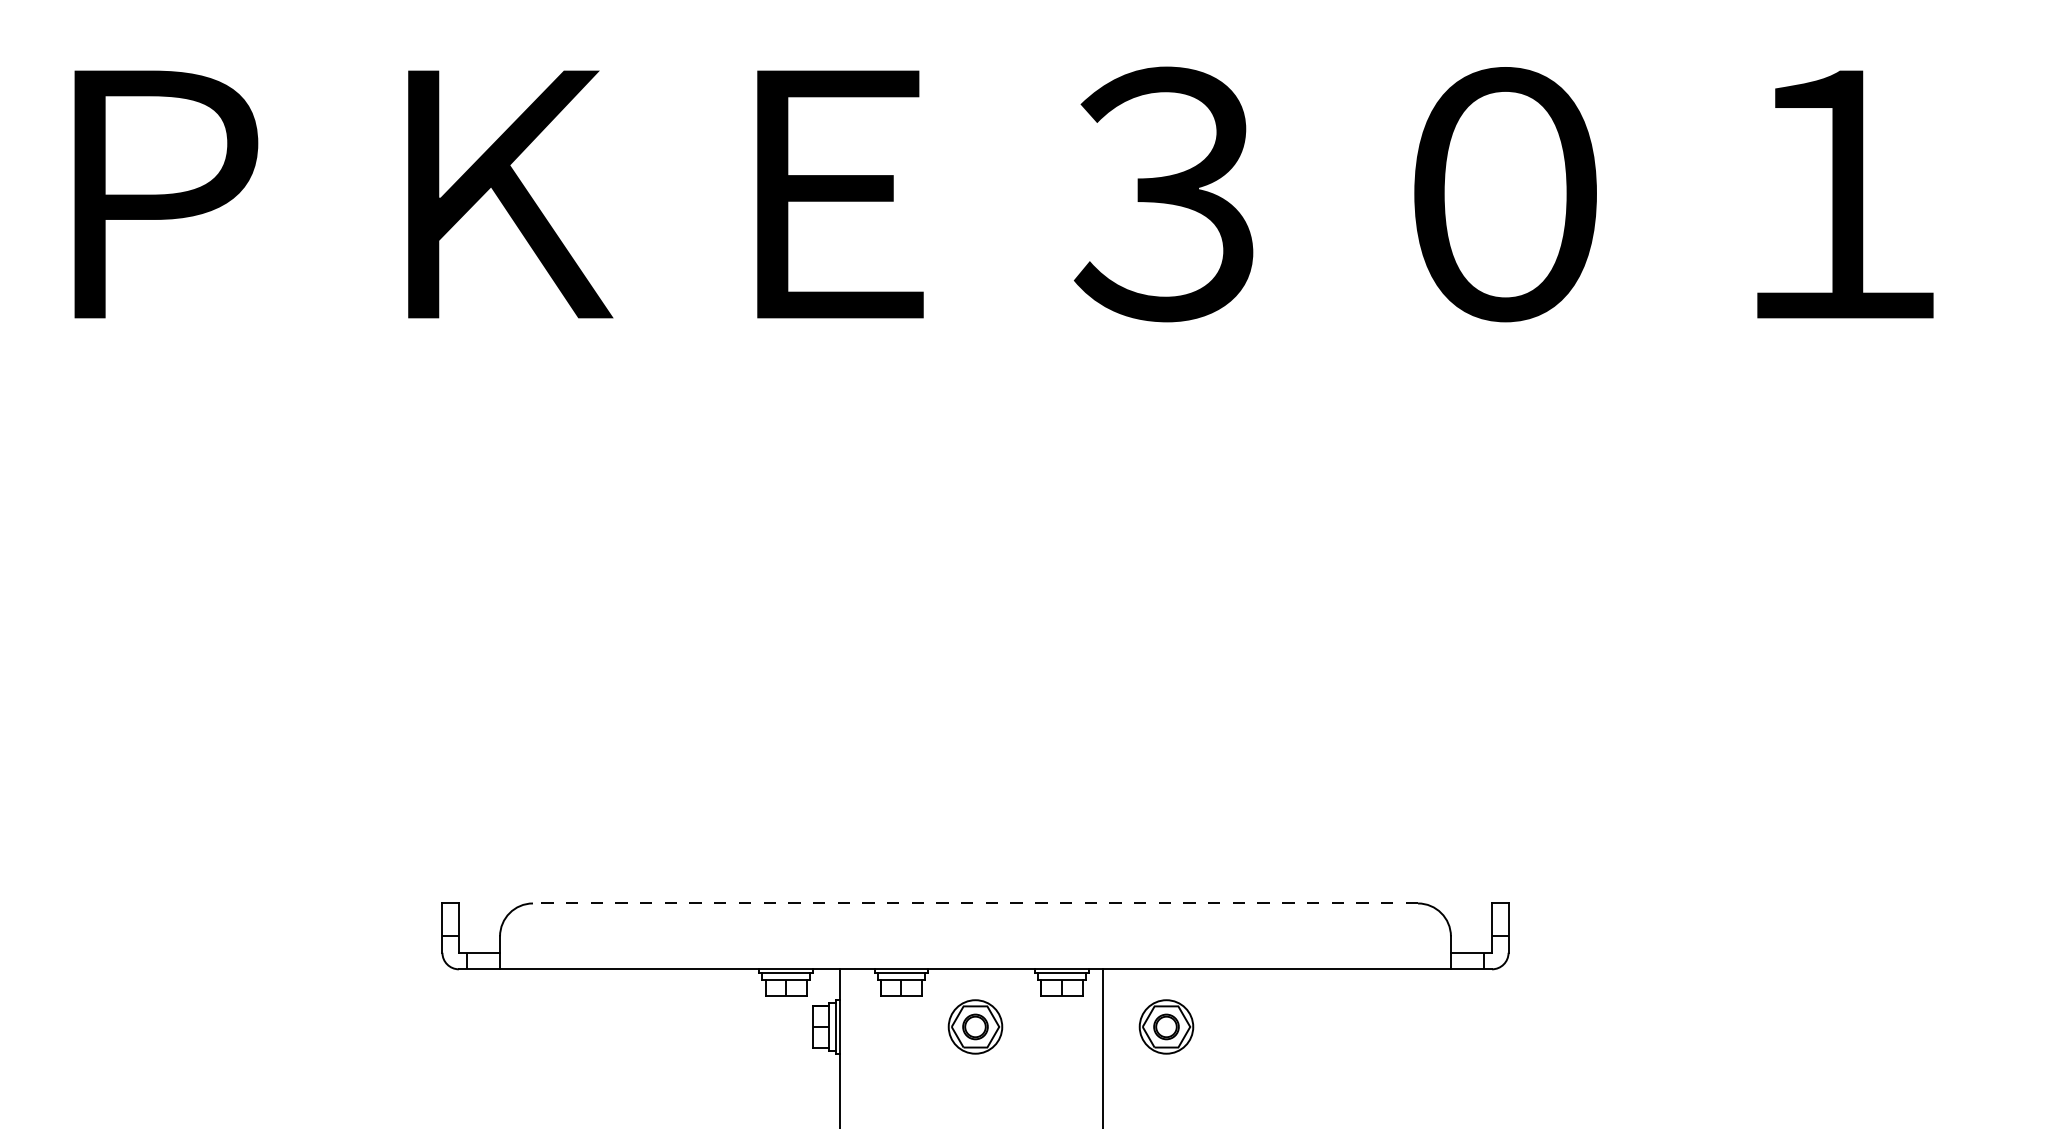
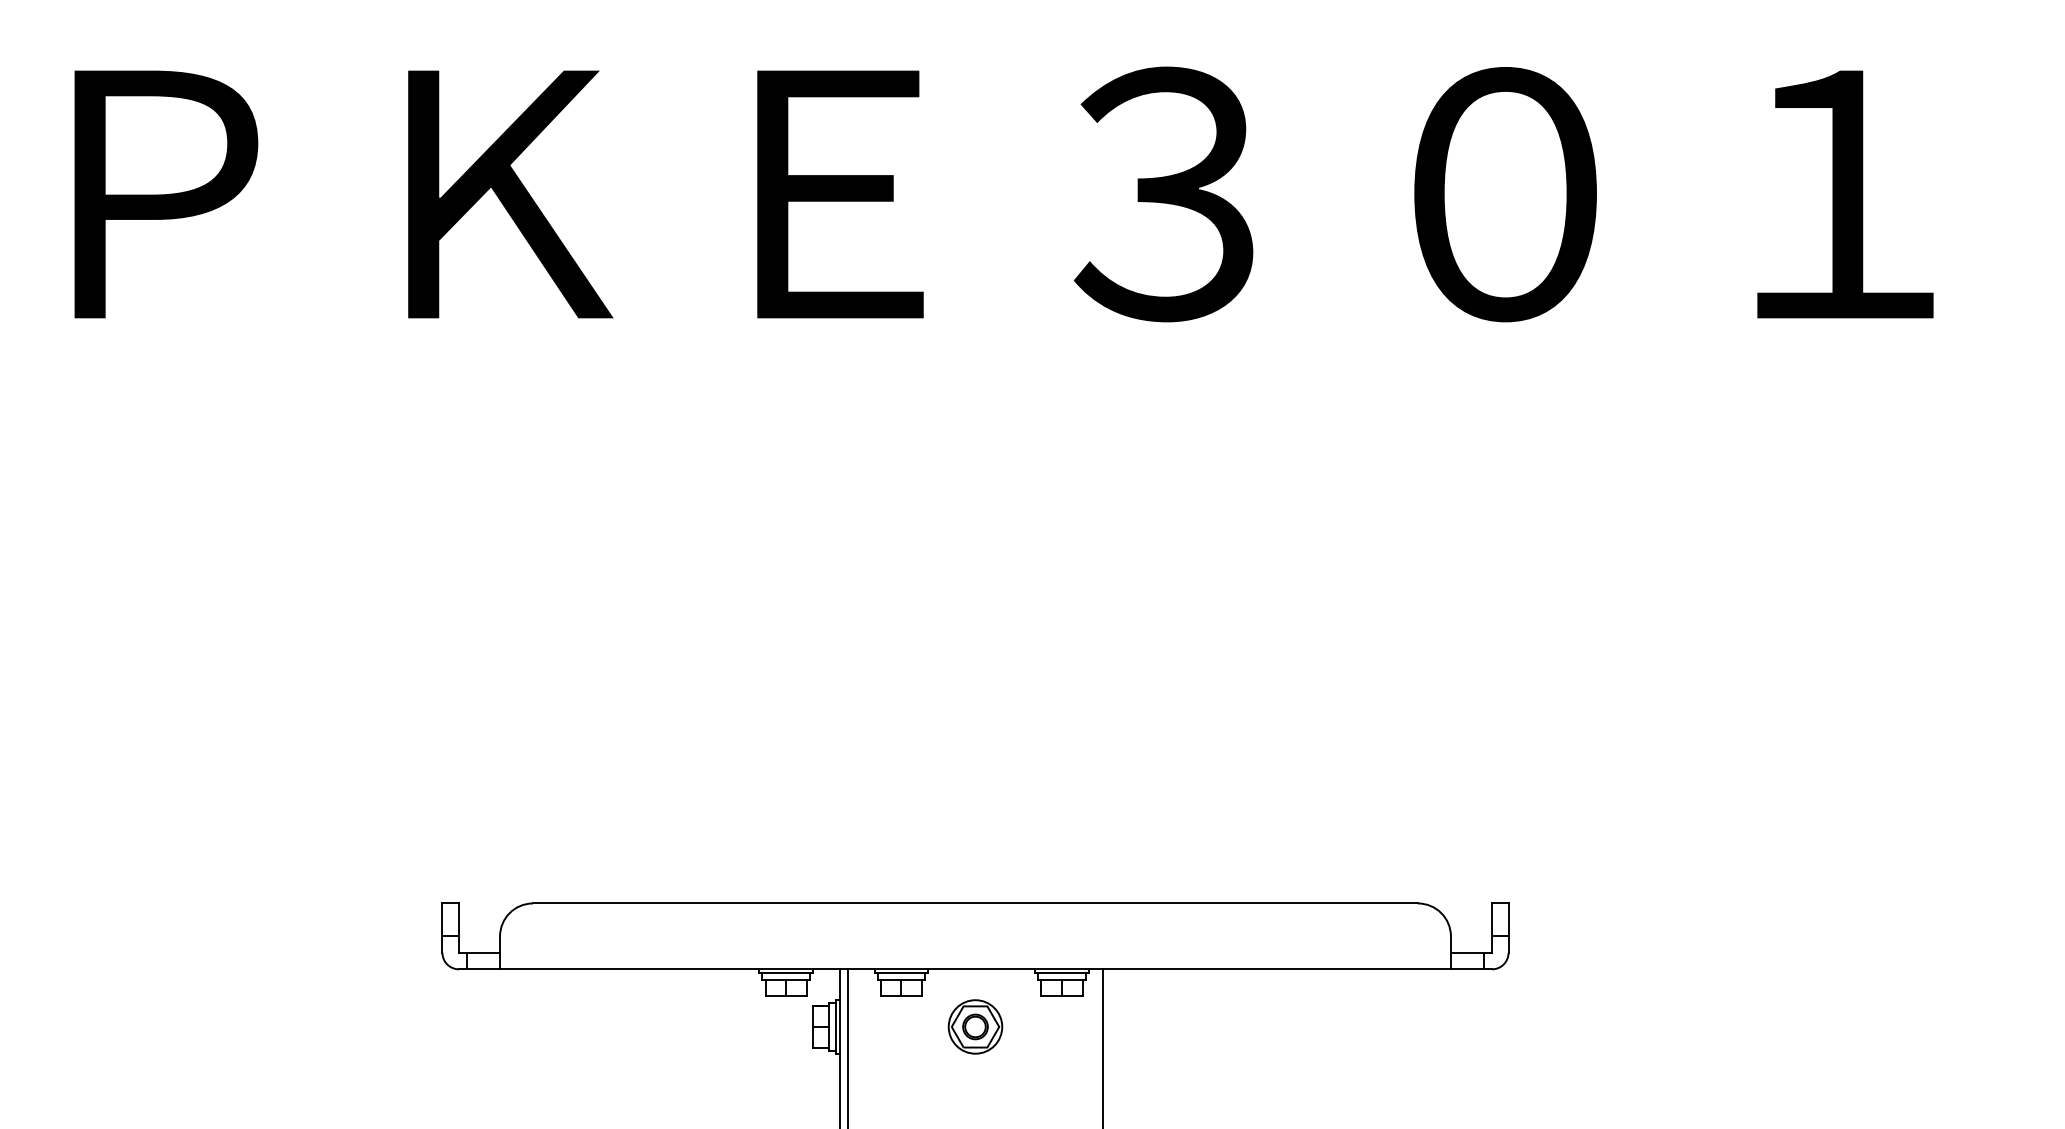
line: dashed -> solid (975, 903)
part: present -> none (1166, 1026)
line: none -> present (847, 1047)
